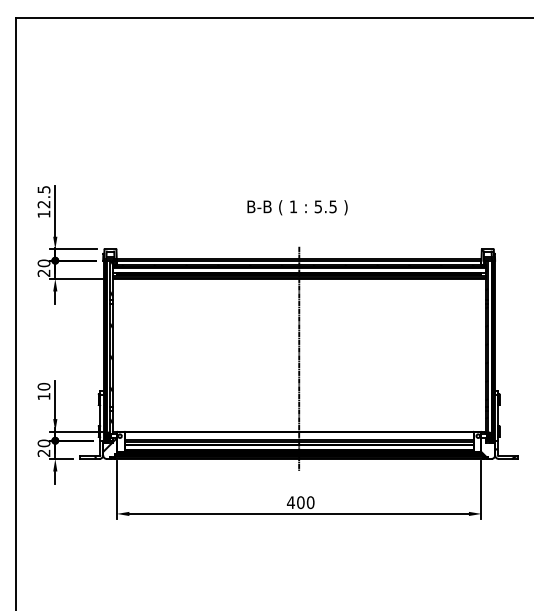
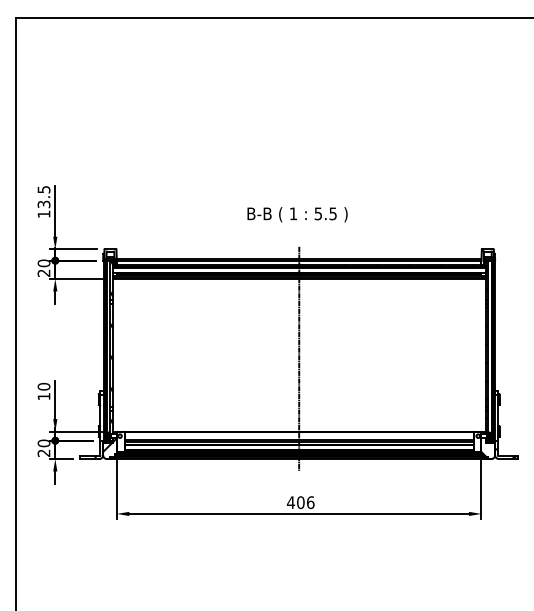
text: 12.5 -> 13.5 (44, 204)
text position: (297, 207) -> (297, 214) (297, 214)
text: 400 -> 406 (310, 502)
